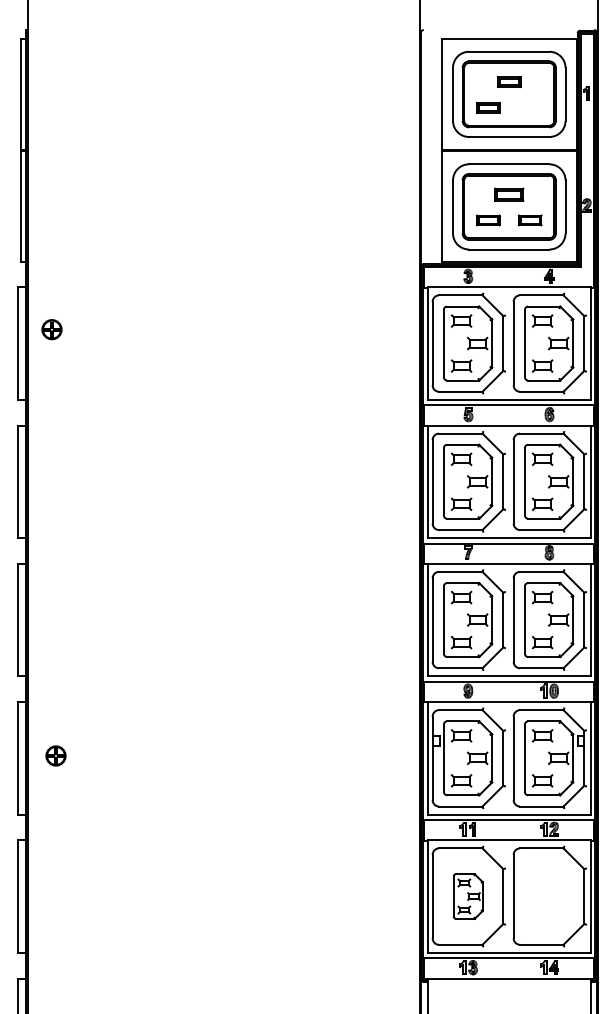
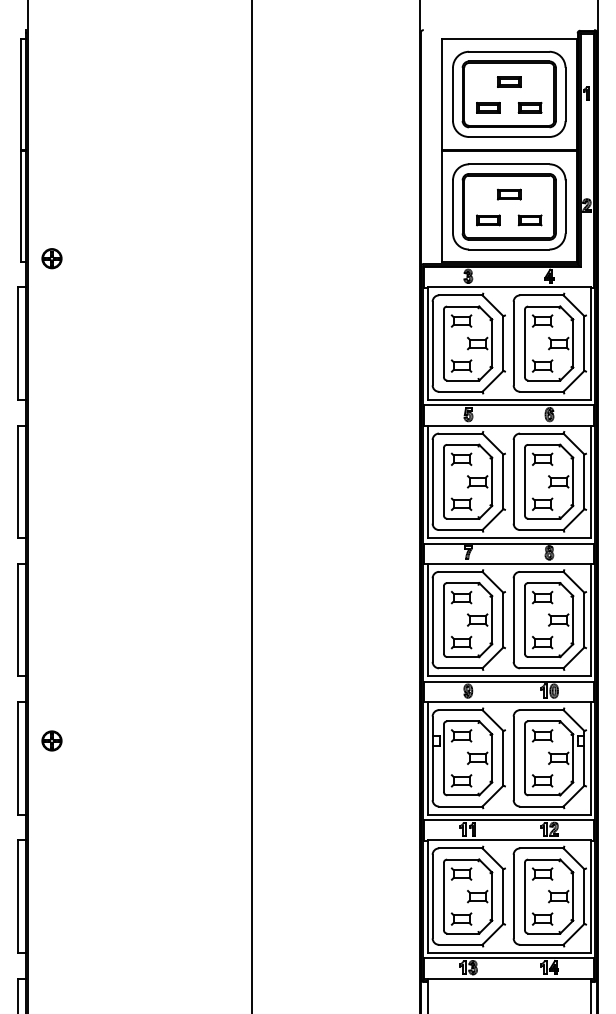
part: none -> present (529, 107)
part size: 31x15 px -> 25x13 px (509, 194)
part position: (51, 329) -> (51, 258) (51, 258)
line: none -> present (252, 506)
part position: (55, 755) -> (51, 740) (51, 740)
part size: 31x47 px -> 51x77 px (468, 896)
part: none -> present (549, 896)
